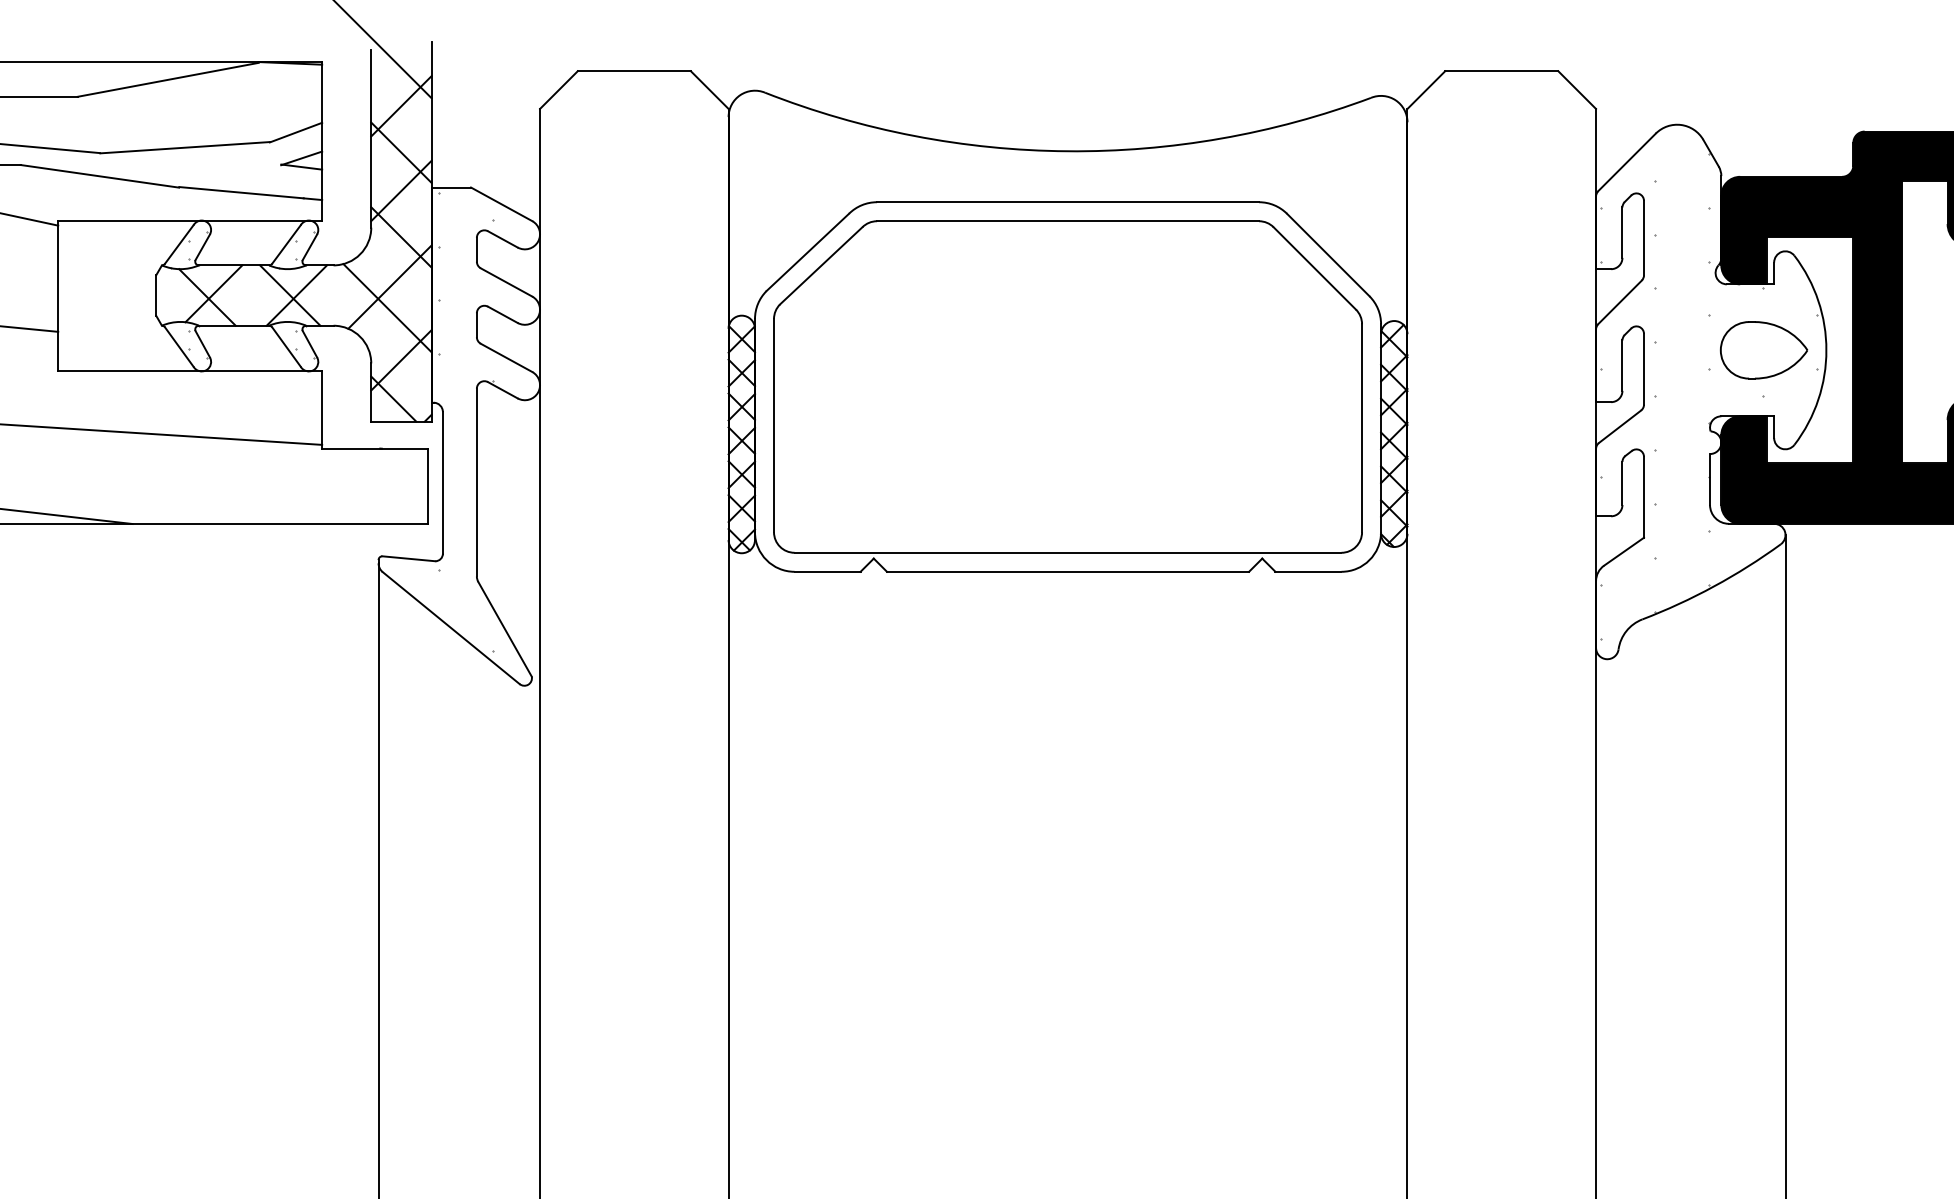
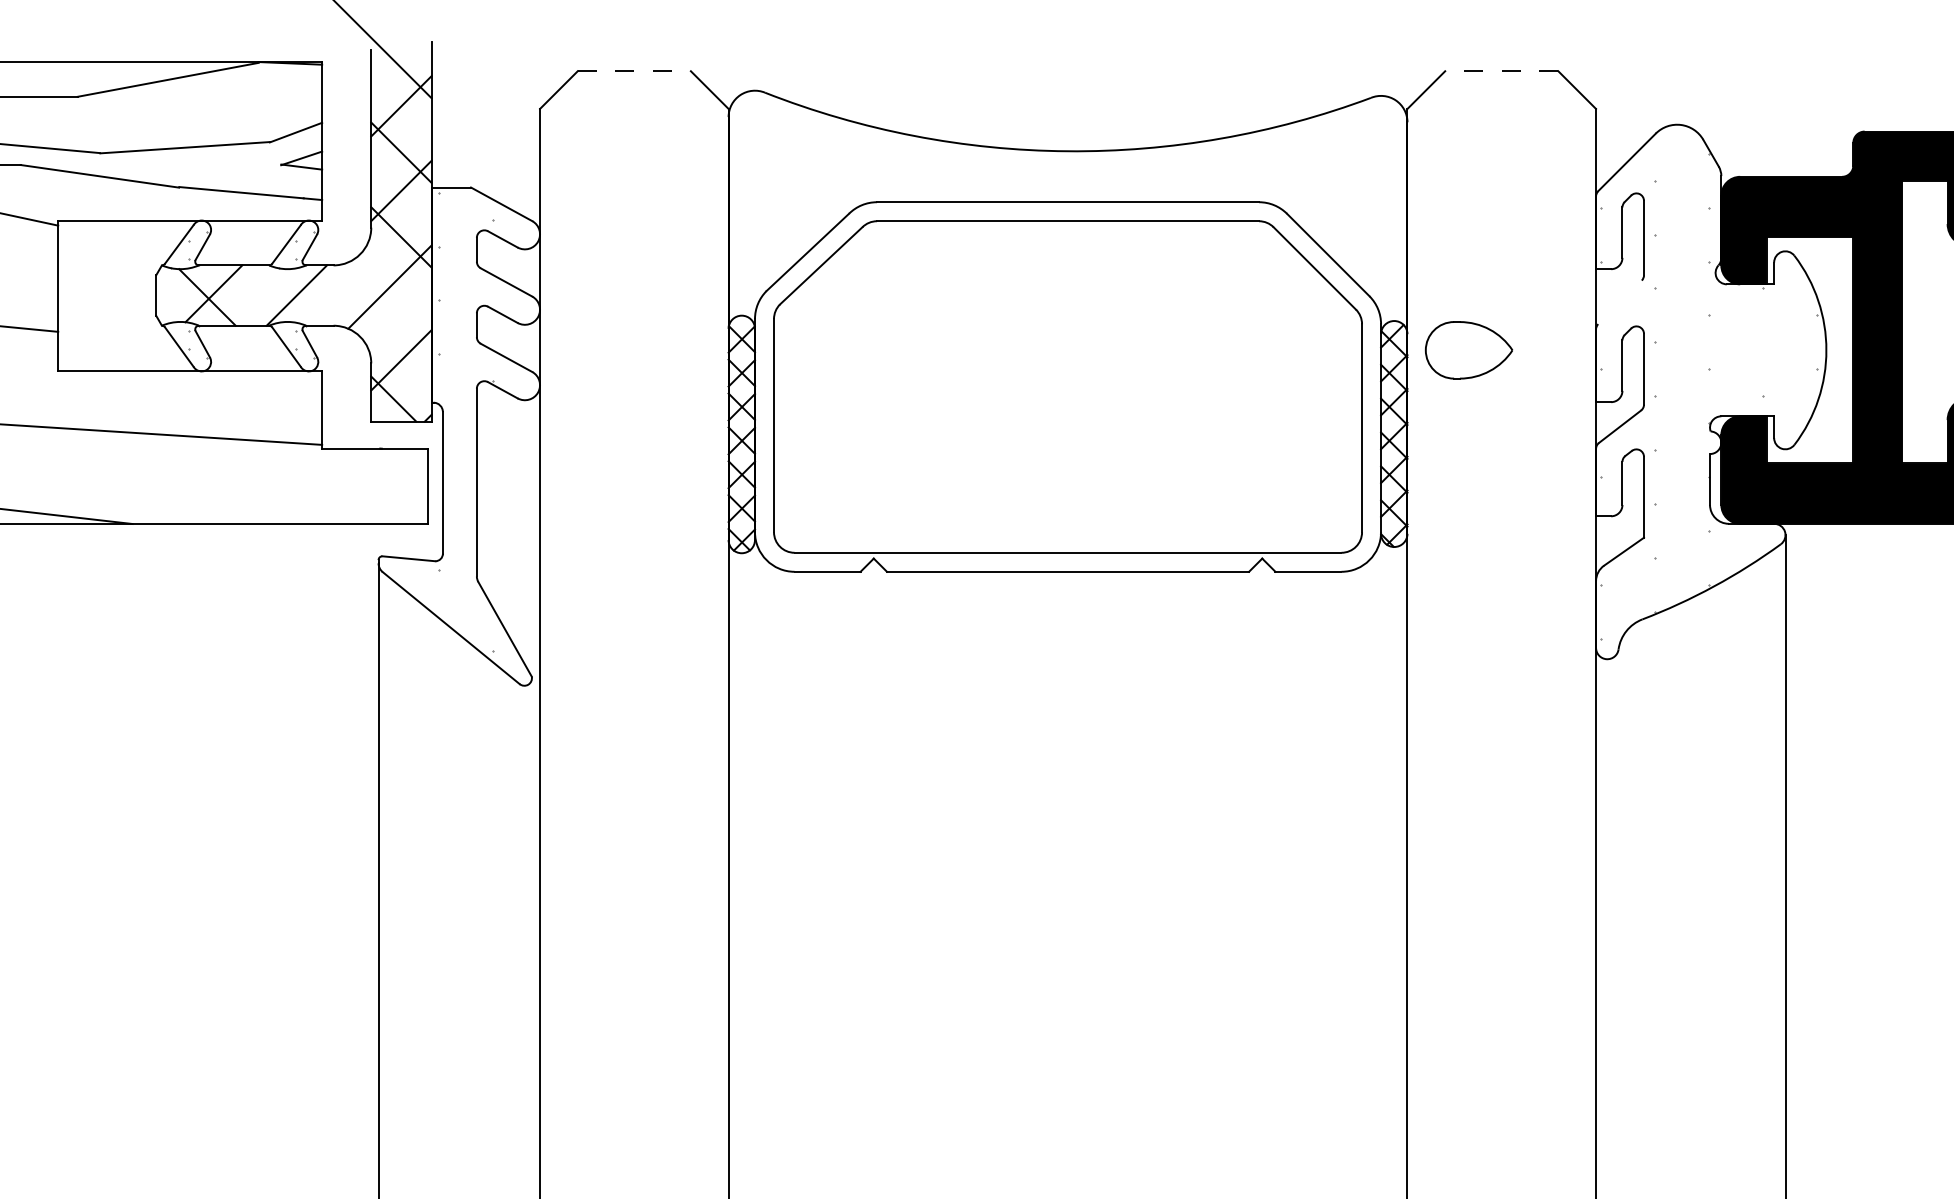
line: solid -> dashed (634, 71)
line: solid -> dashed (1501, 71)
line: present -> none (290, 295)
line: present -> none (1619, 302)
line: present -> none (387, 308)
part position: (1763, 350) -> (1468, 350) (1468, 350)
